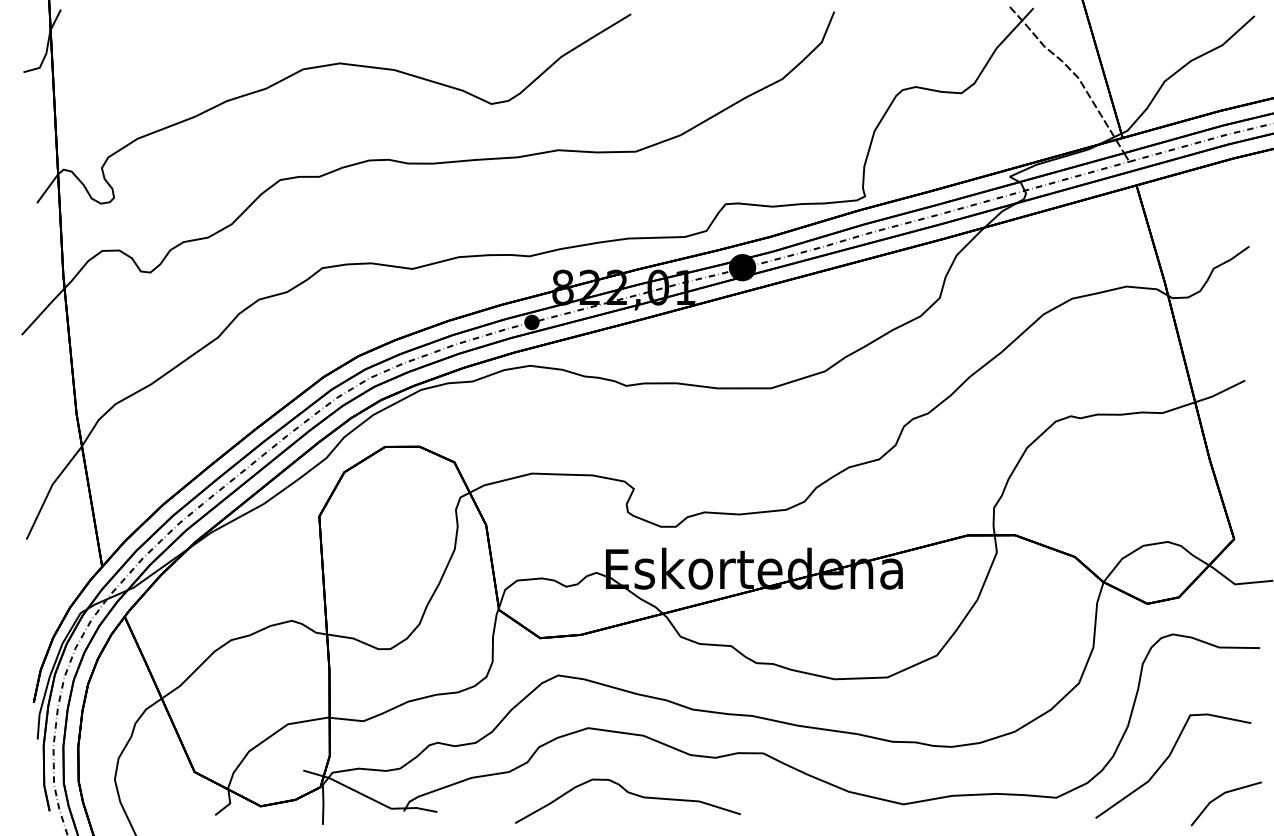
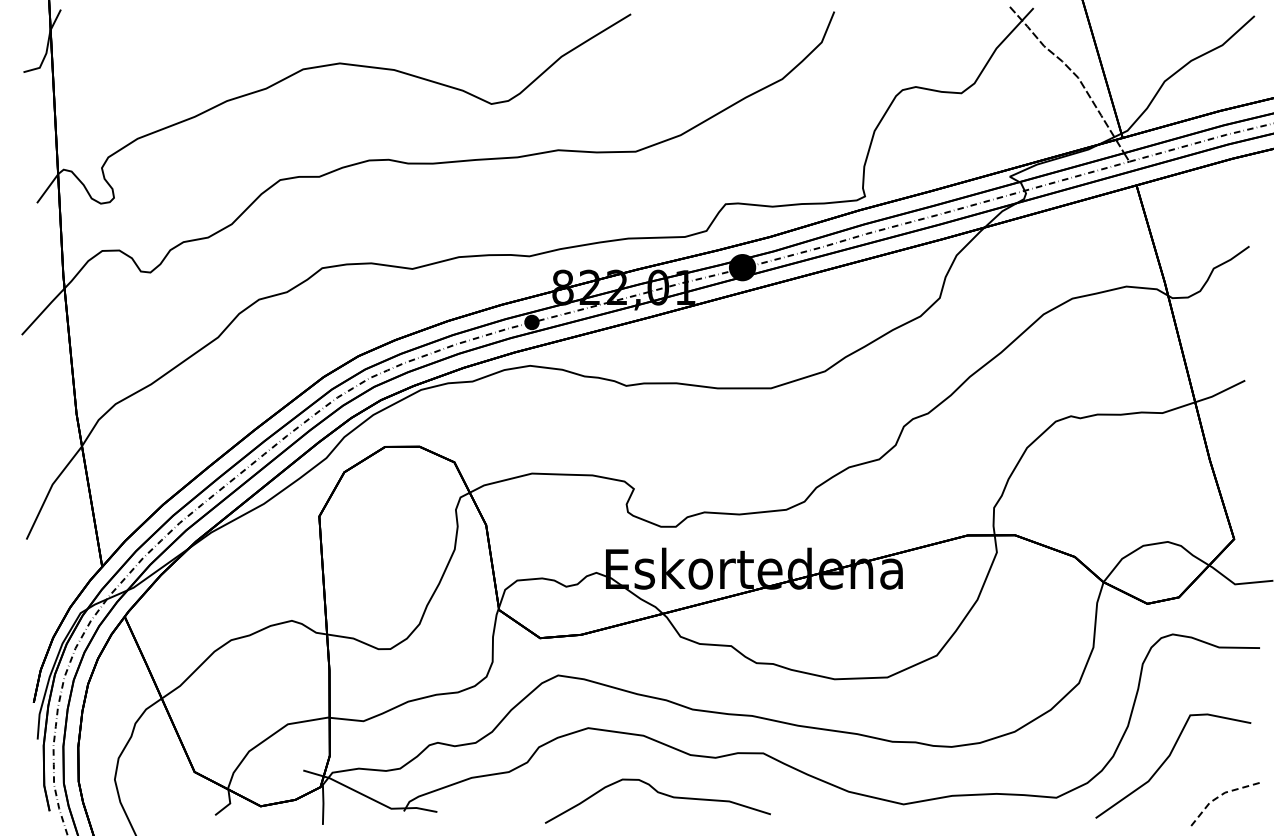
curve position: (628, 793) -> (658, 793) (658, 793)
line: solid -> dashed (1221, 795)
